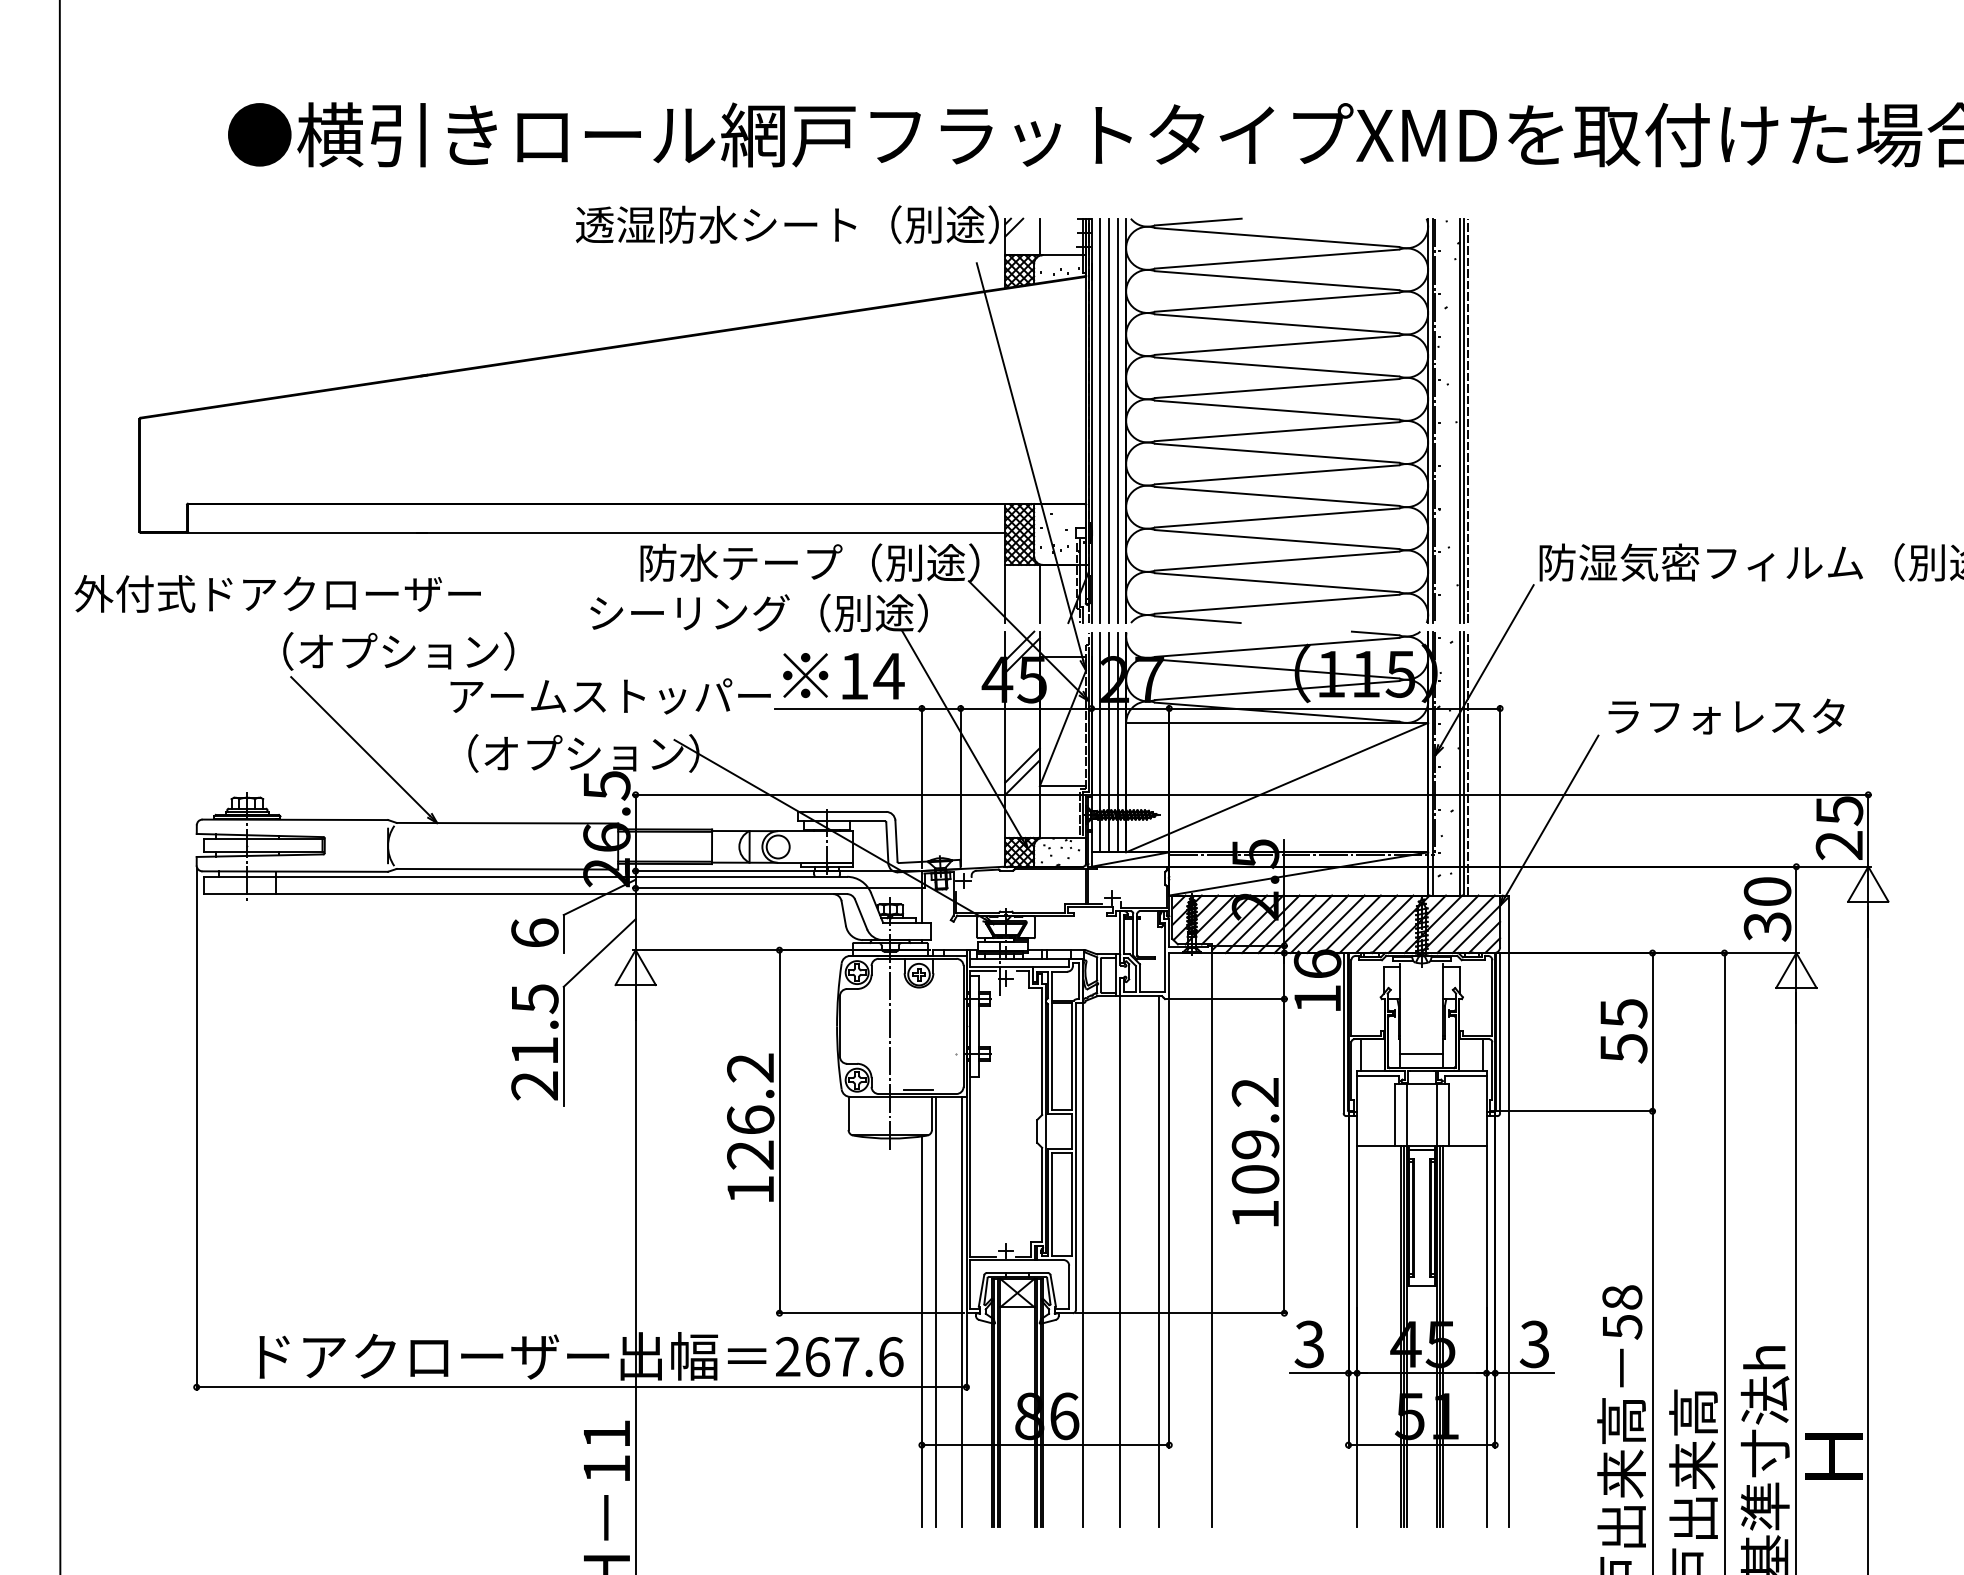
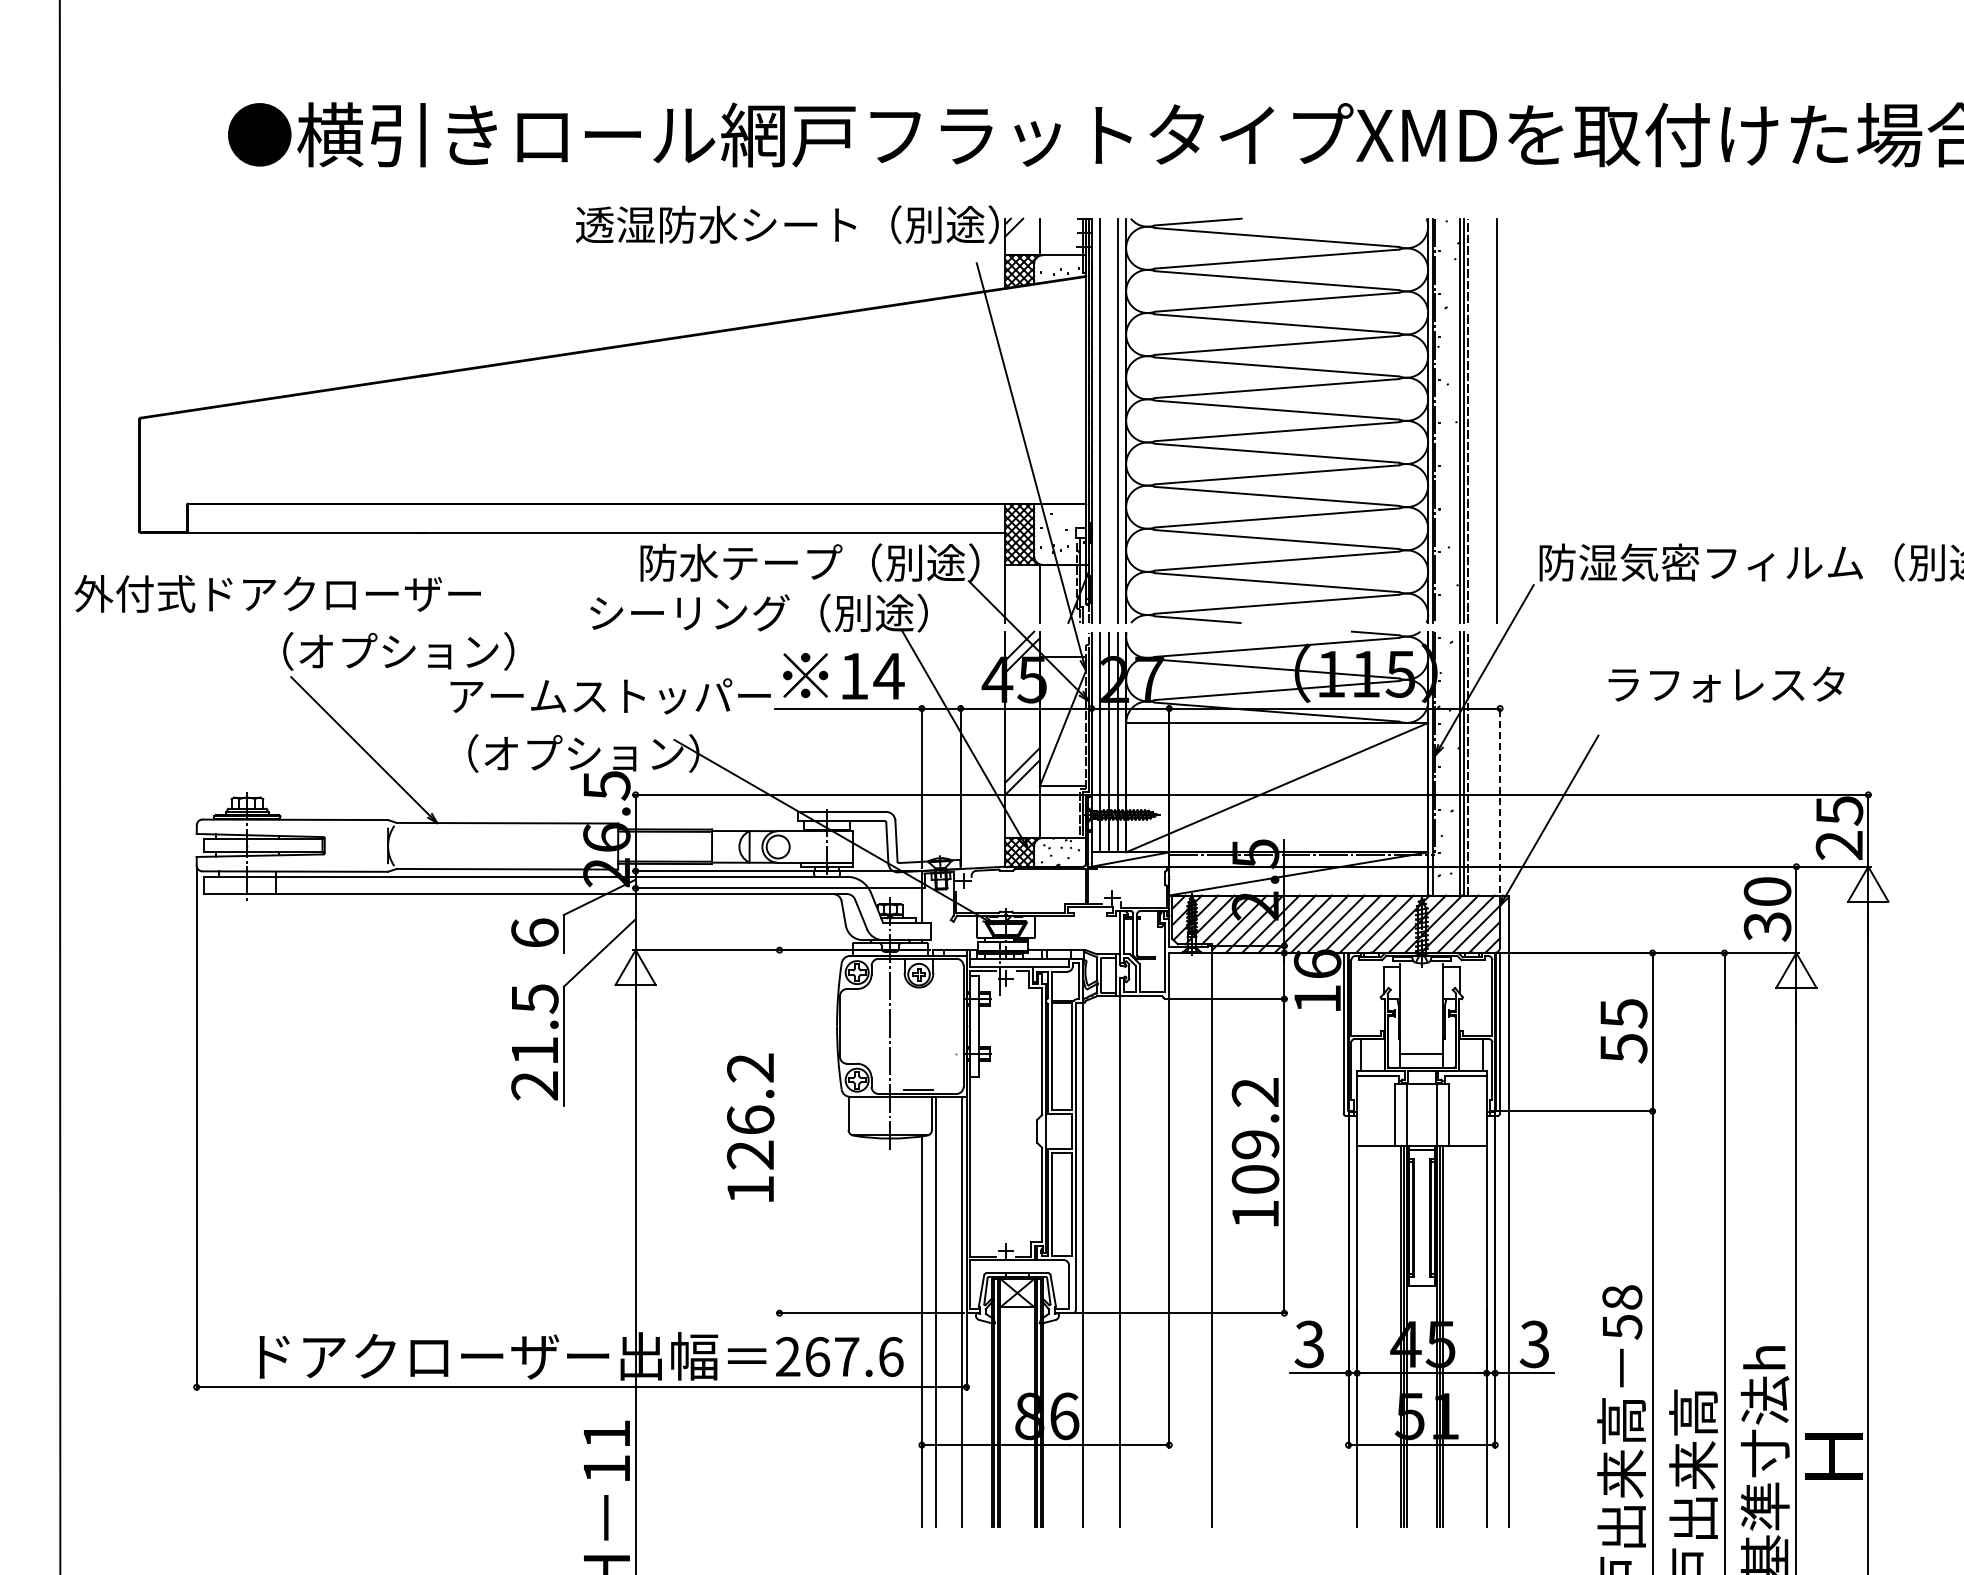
line position: (1108, 420) -> (1496, 420) (1496, 420)
text position: (1726, 716) -> (1726, 684) (1726, 684)
line: solid -> dashed (1500, 798)
line: present -> none (779, 1131)
line: present -> none (1159, 1261)
